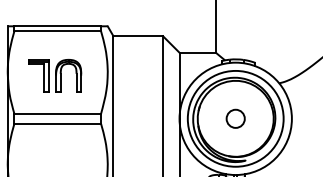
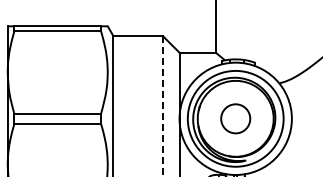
part: present -> none (55, 75)
line: solid -> dashed (163, 106)
circle diameter: 18 px -> 29 px (235, 118)
